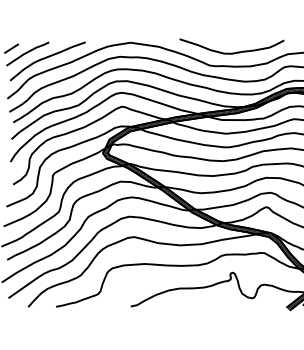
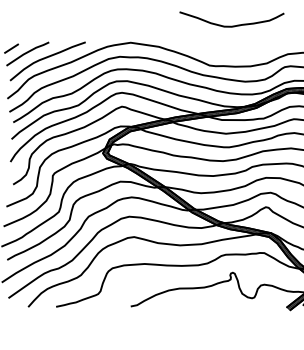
curve position: (231, 52) -> (231, 25) (231, 25)
